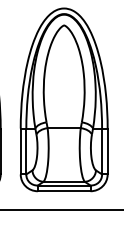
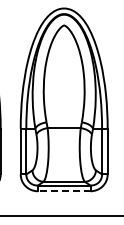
line: solid -> dashed (63, 191)
line position: (61, 209) -> (61, 215) (61, 215)
